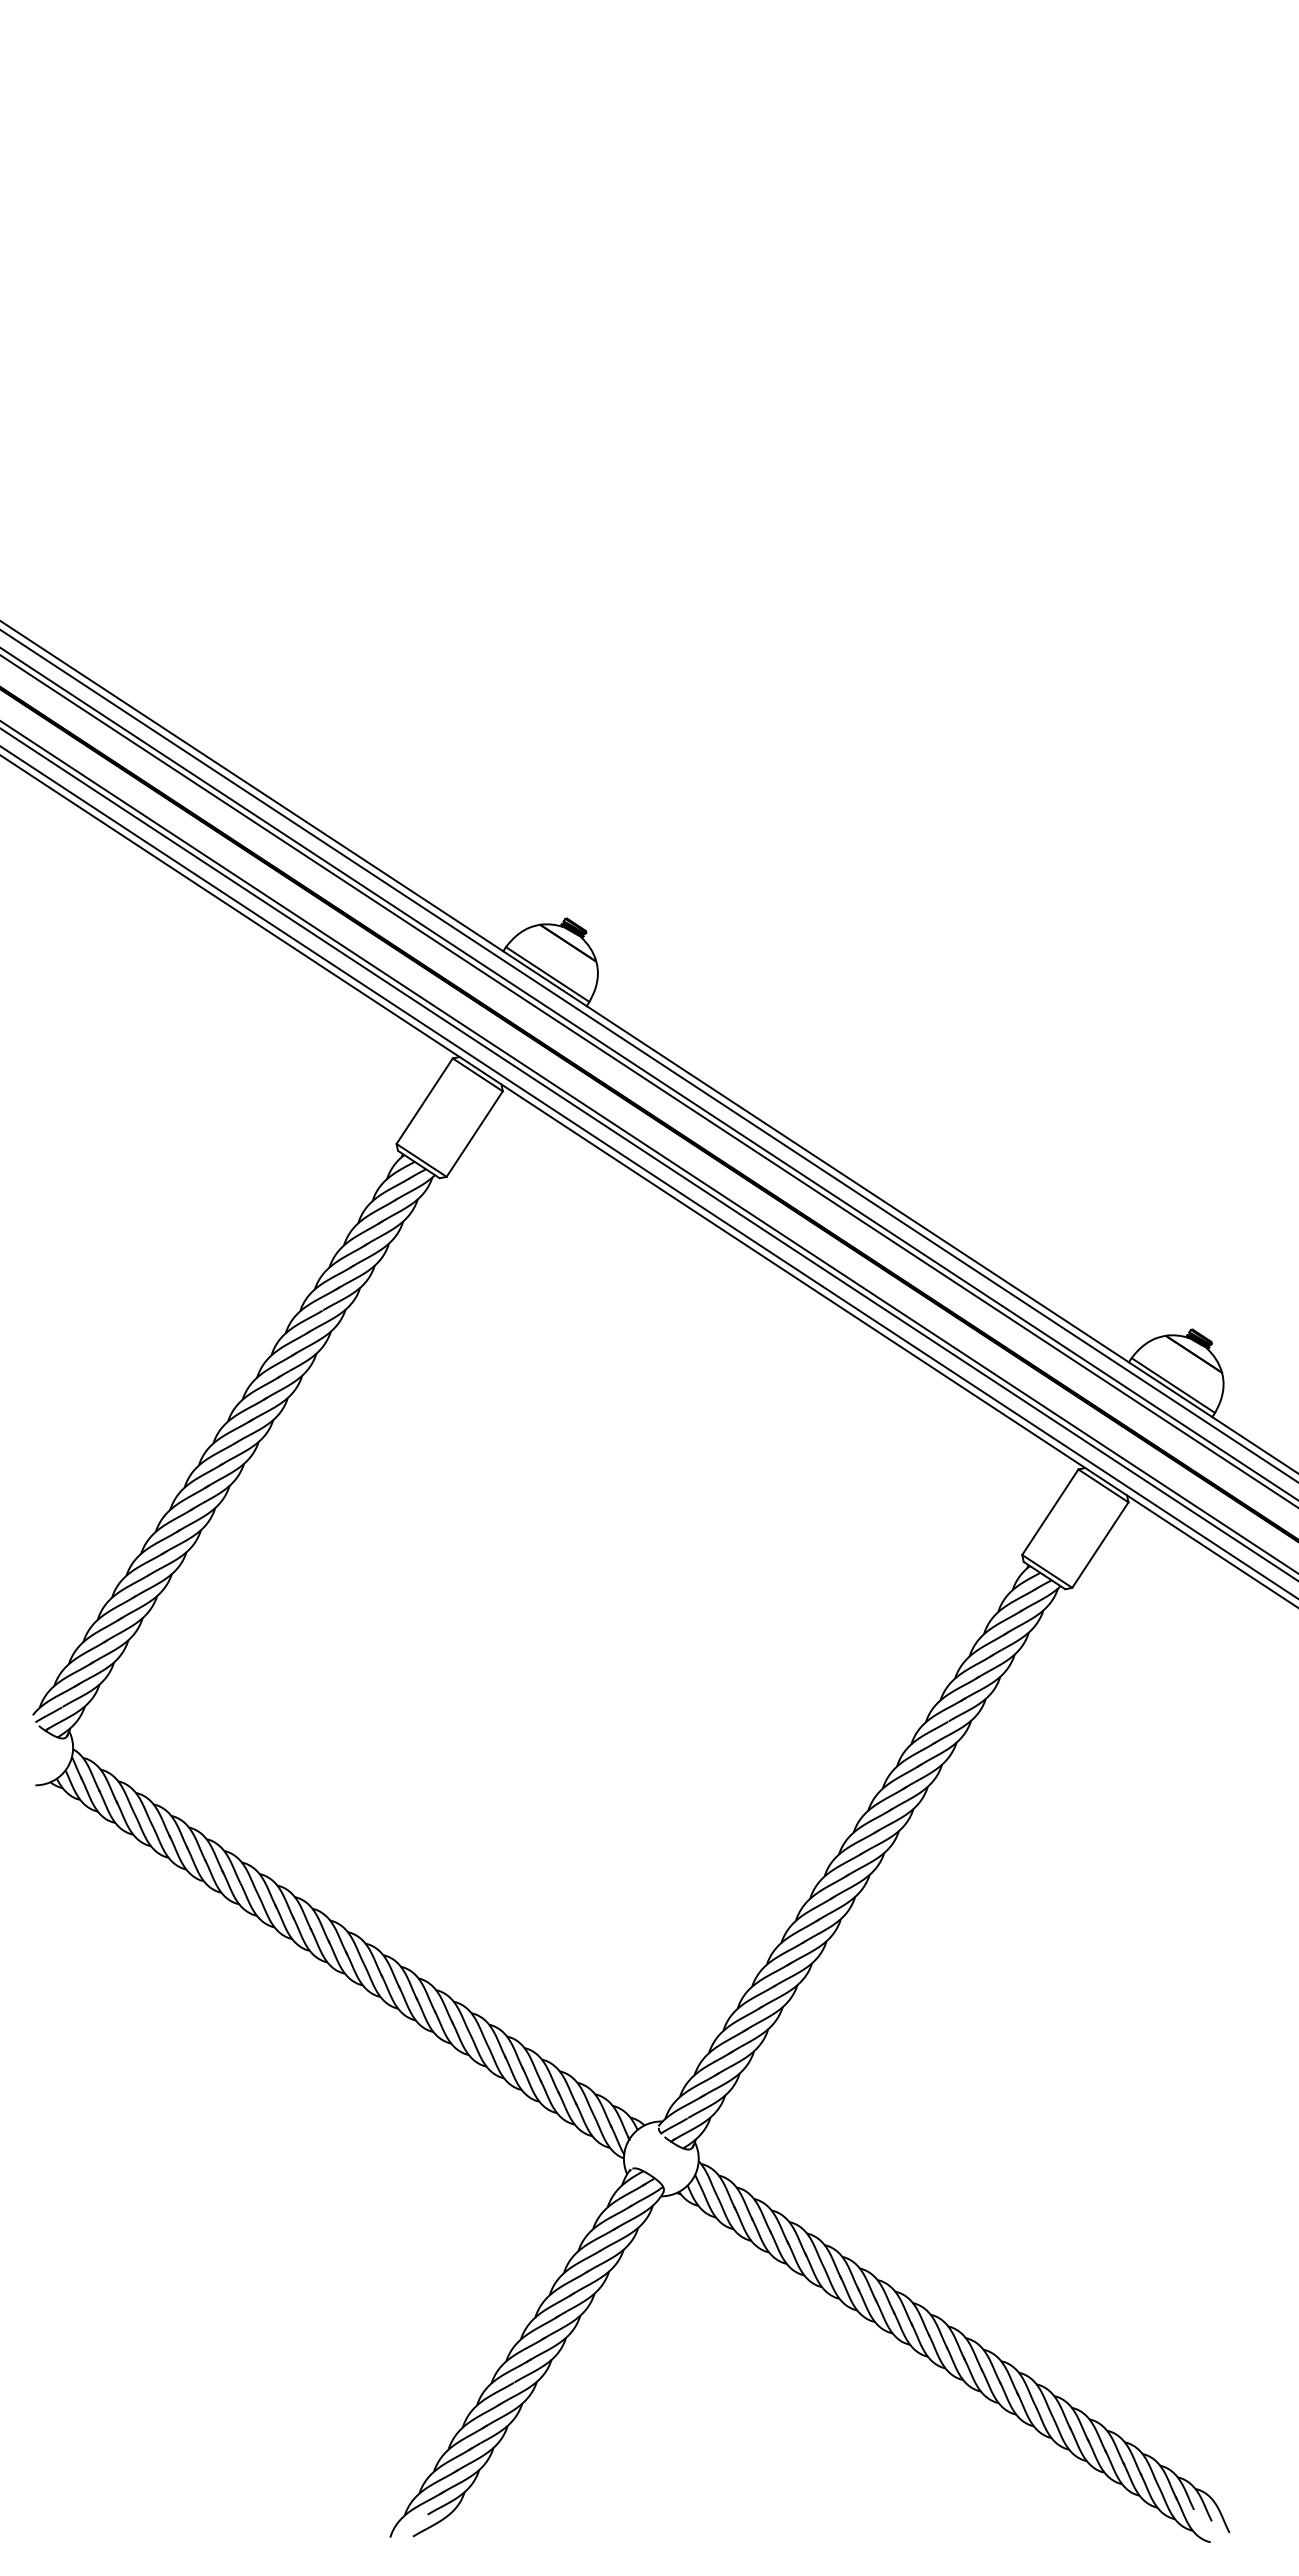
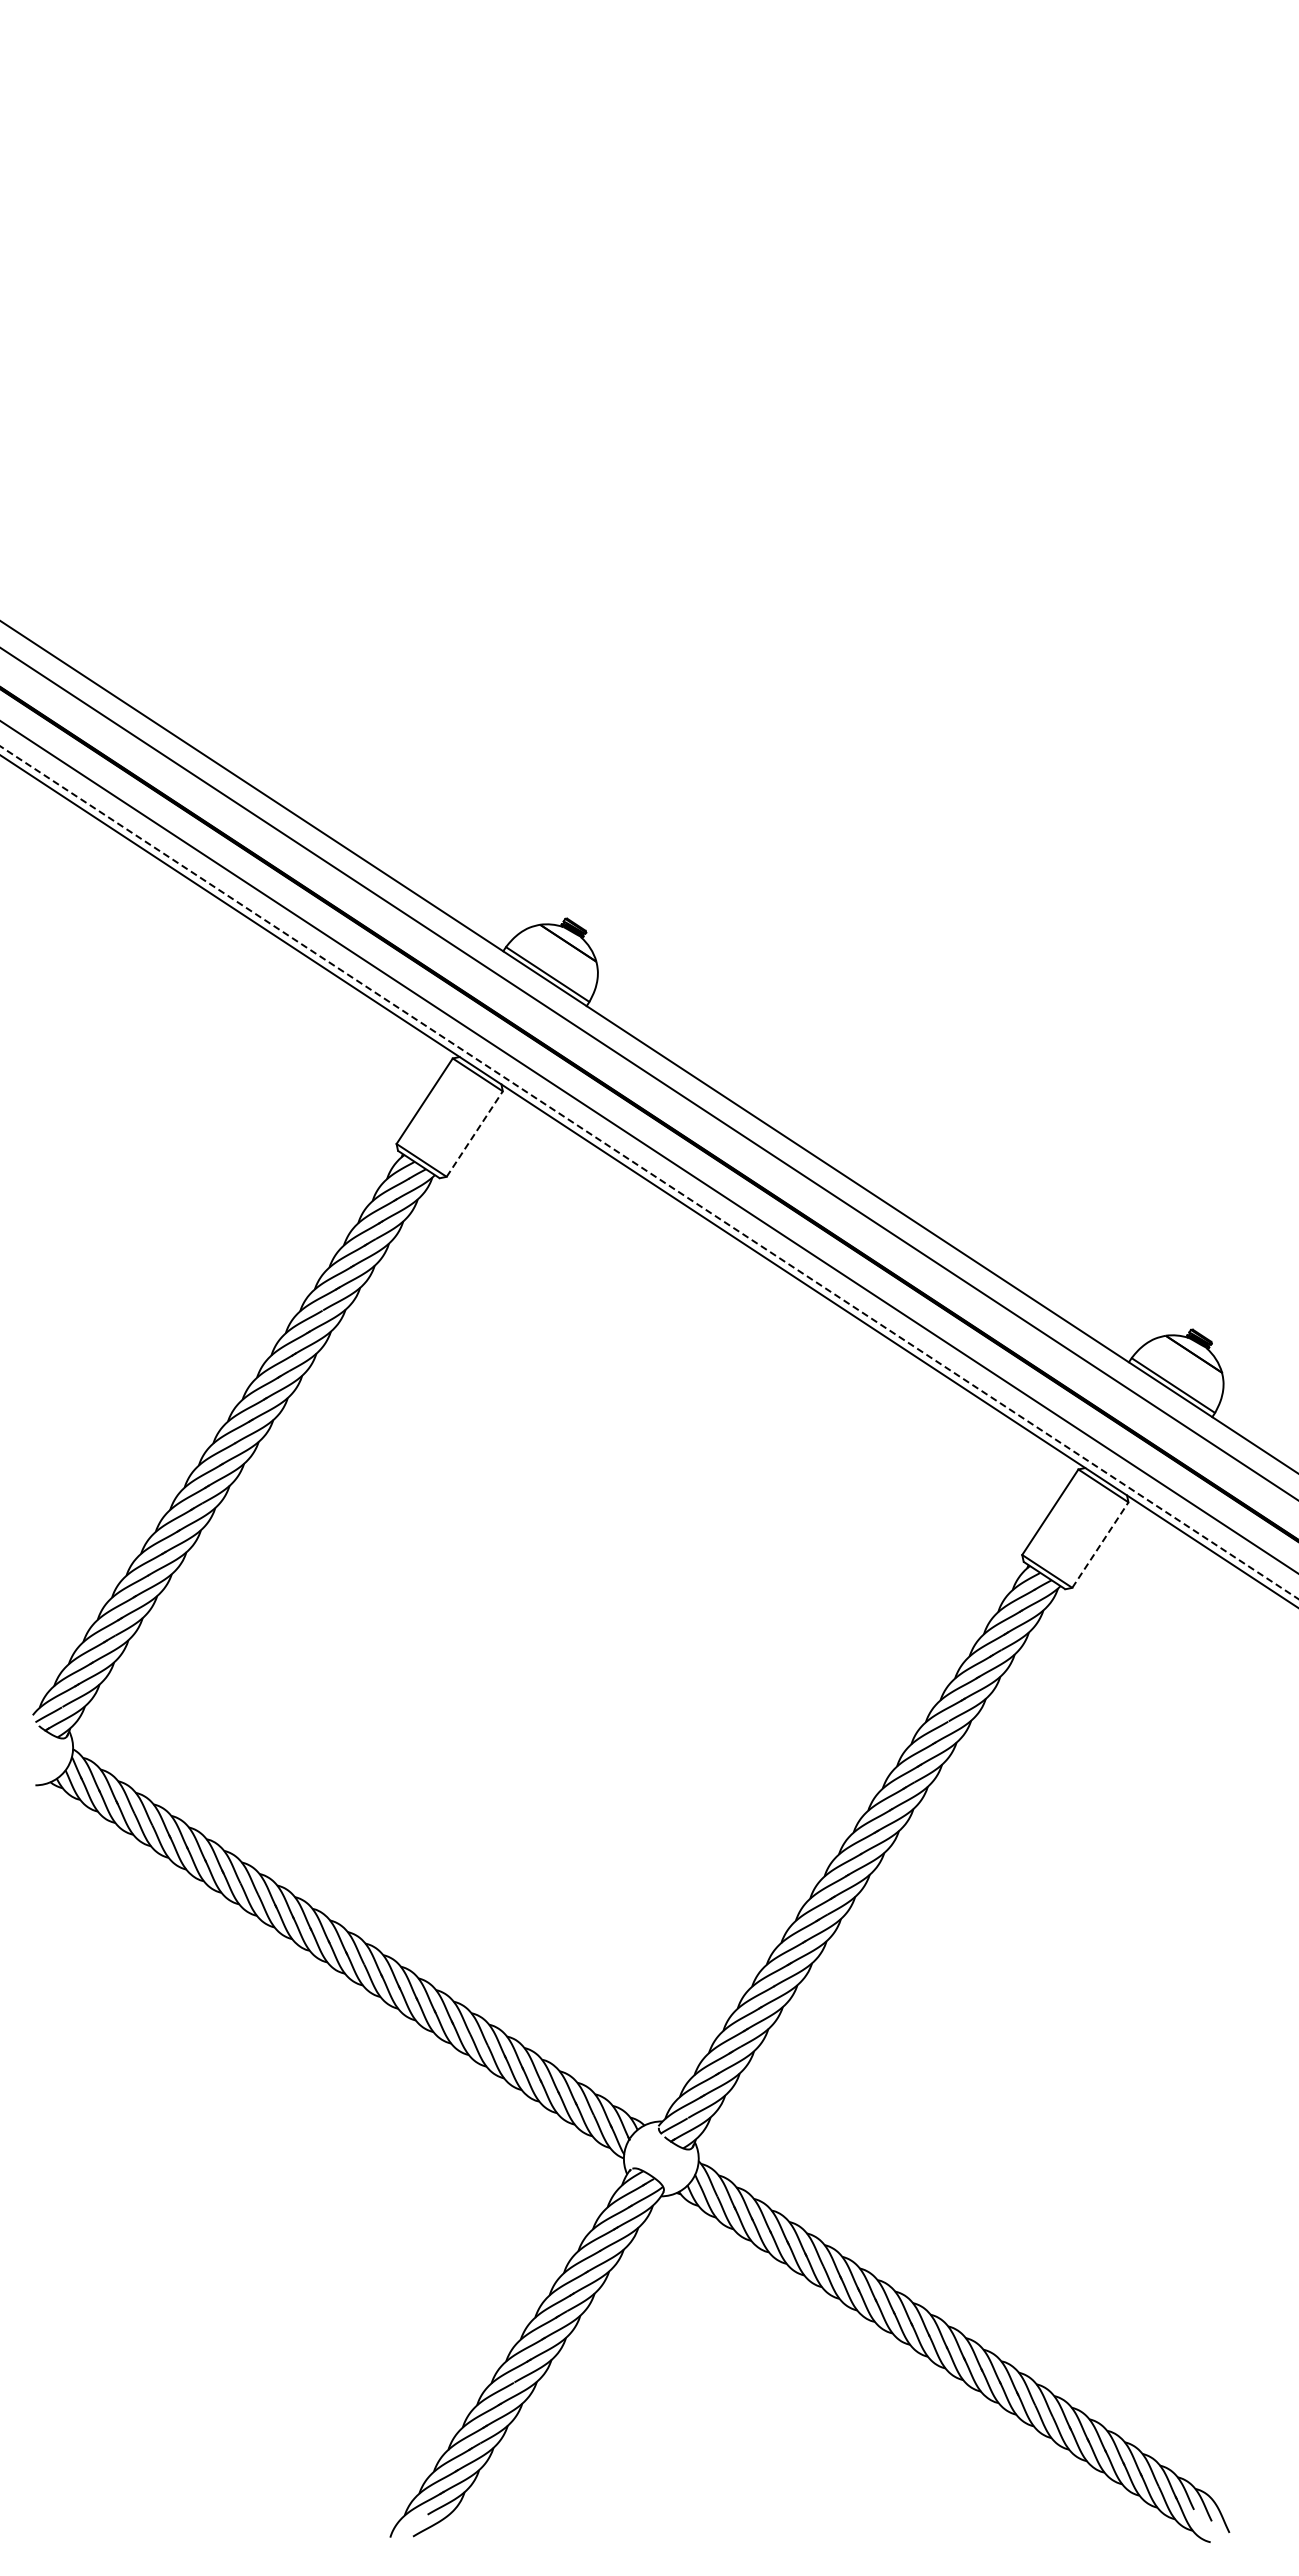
line: present -> none (648, 1055)
line: present -> none (648, 1081)
line: solid -> dashed (475, 1133)
line: present -> none (648, 1154)
line: solid -> dashed (649, 1172)
line: solid -> dashed (1100, 1544)
